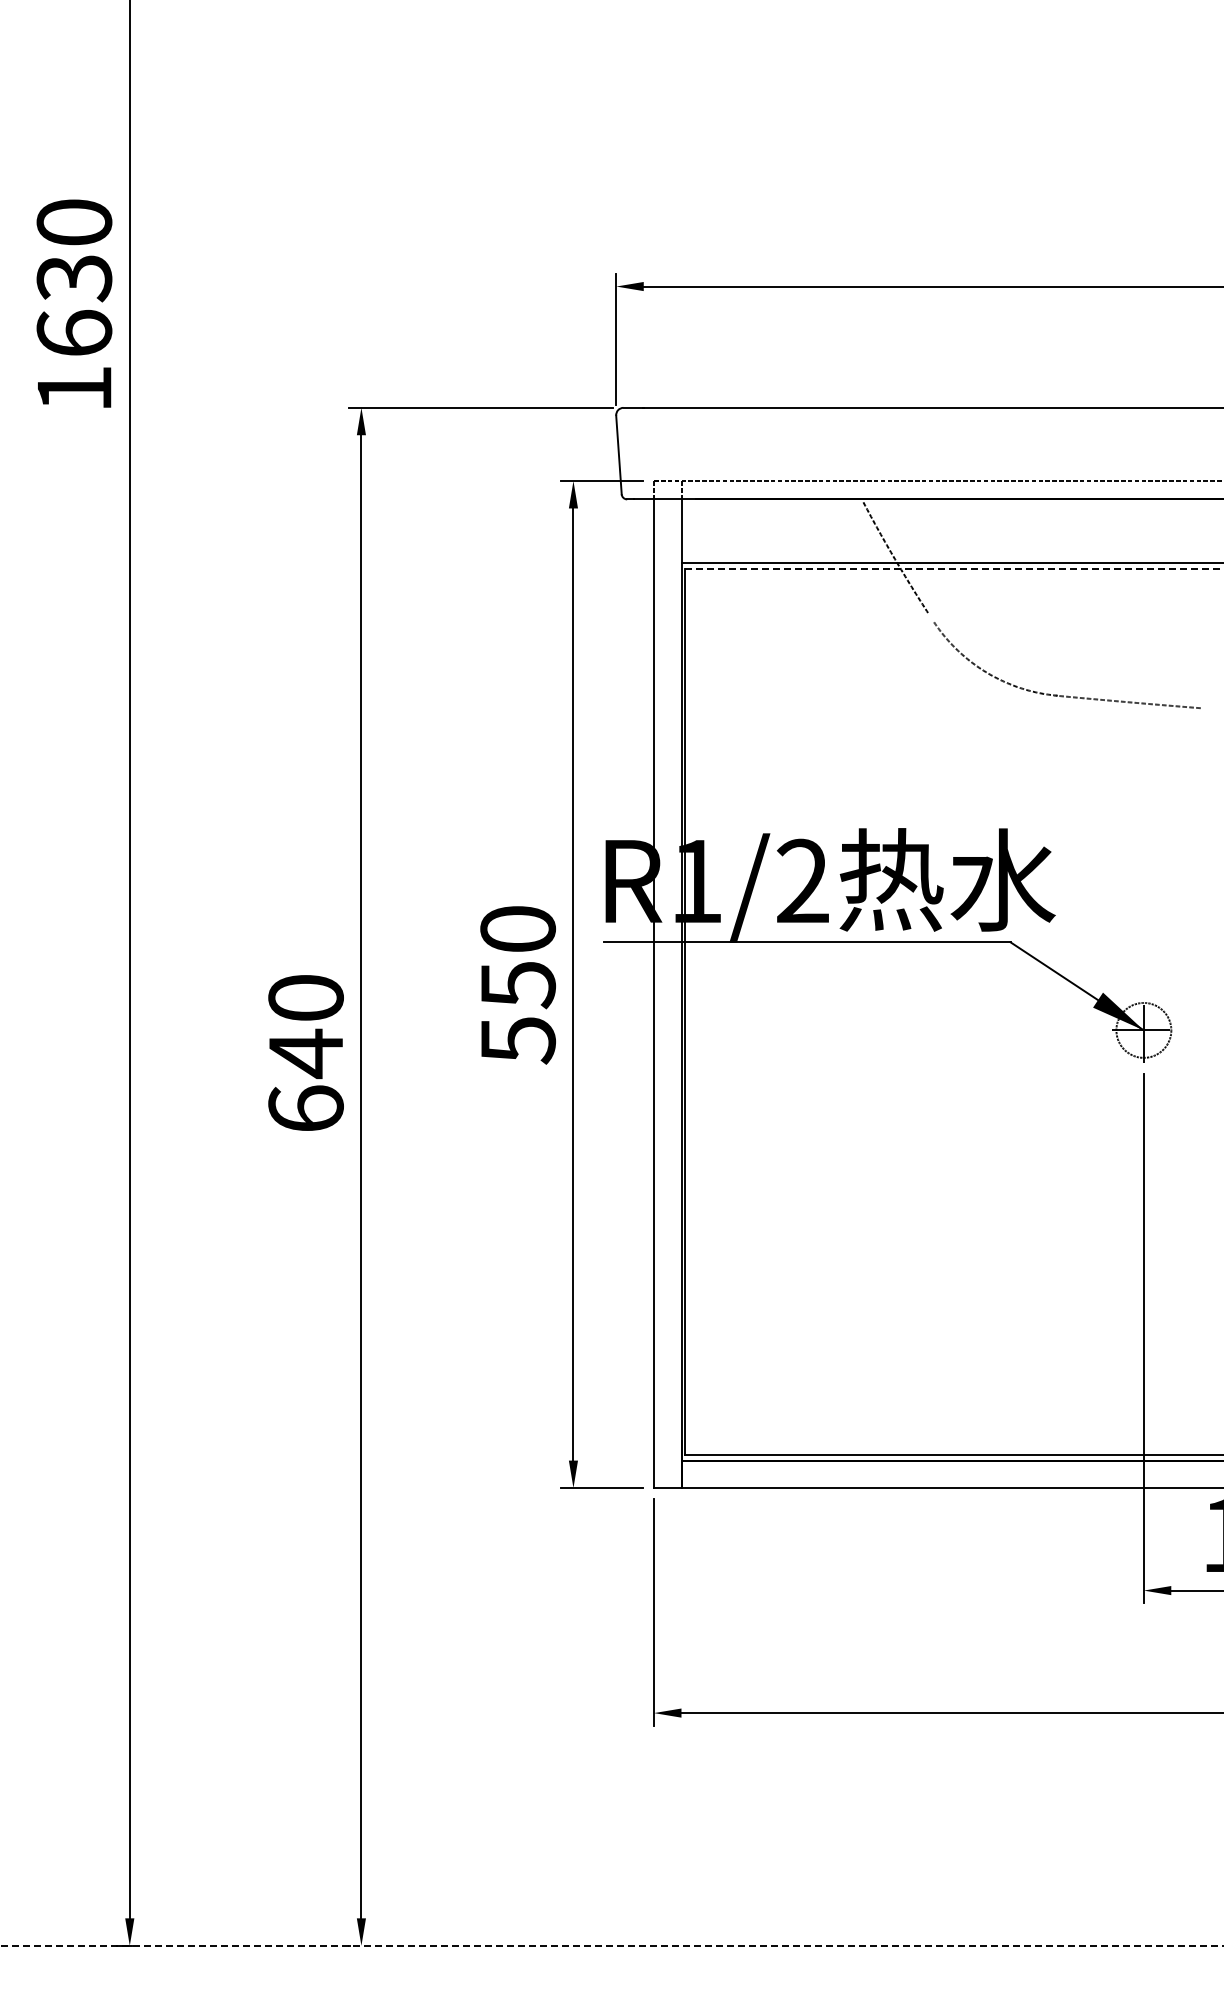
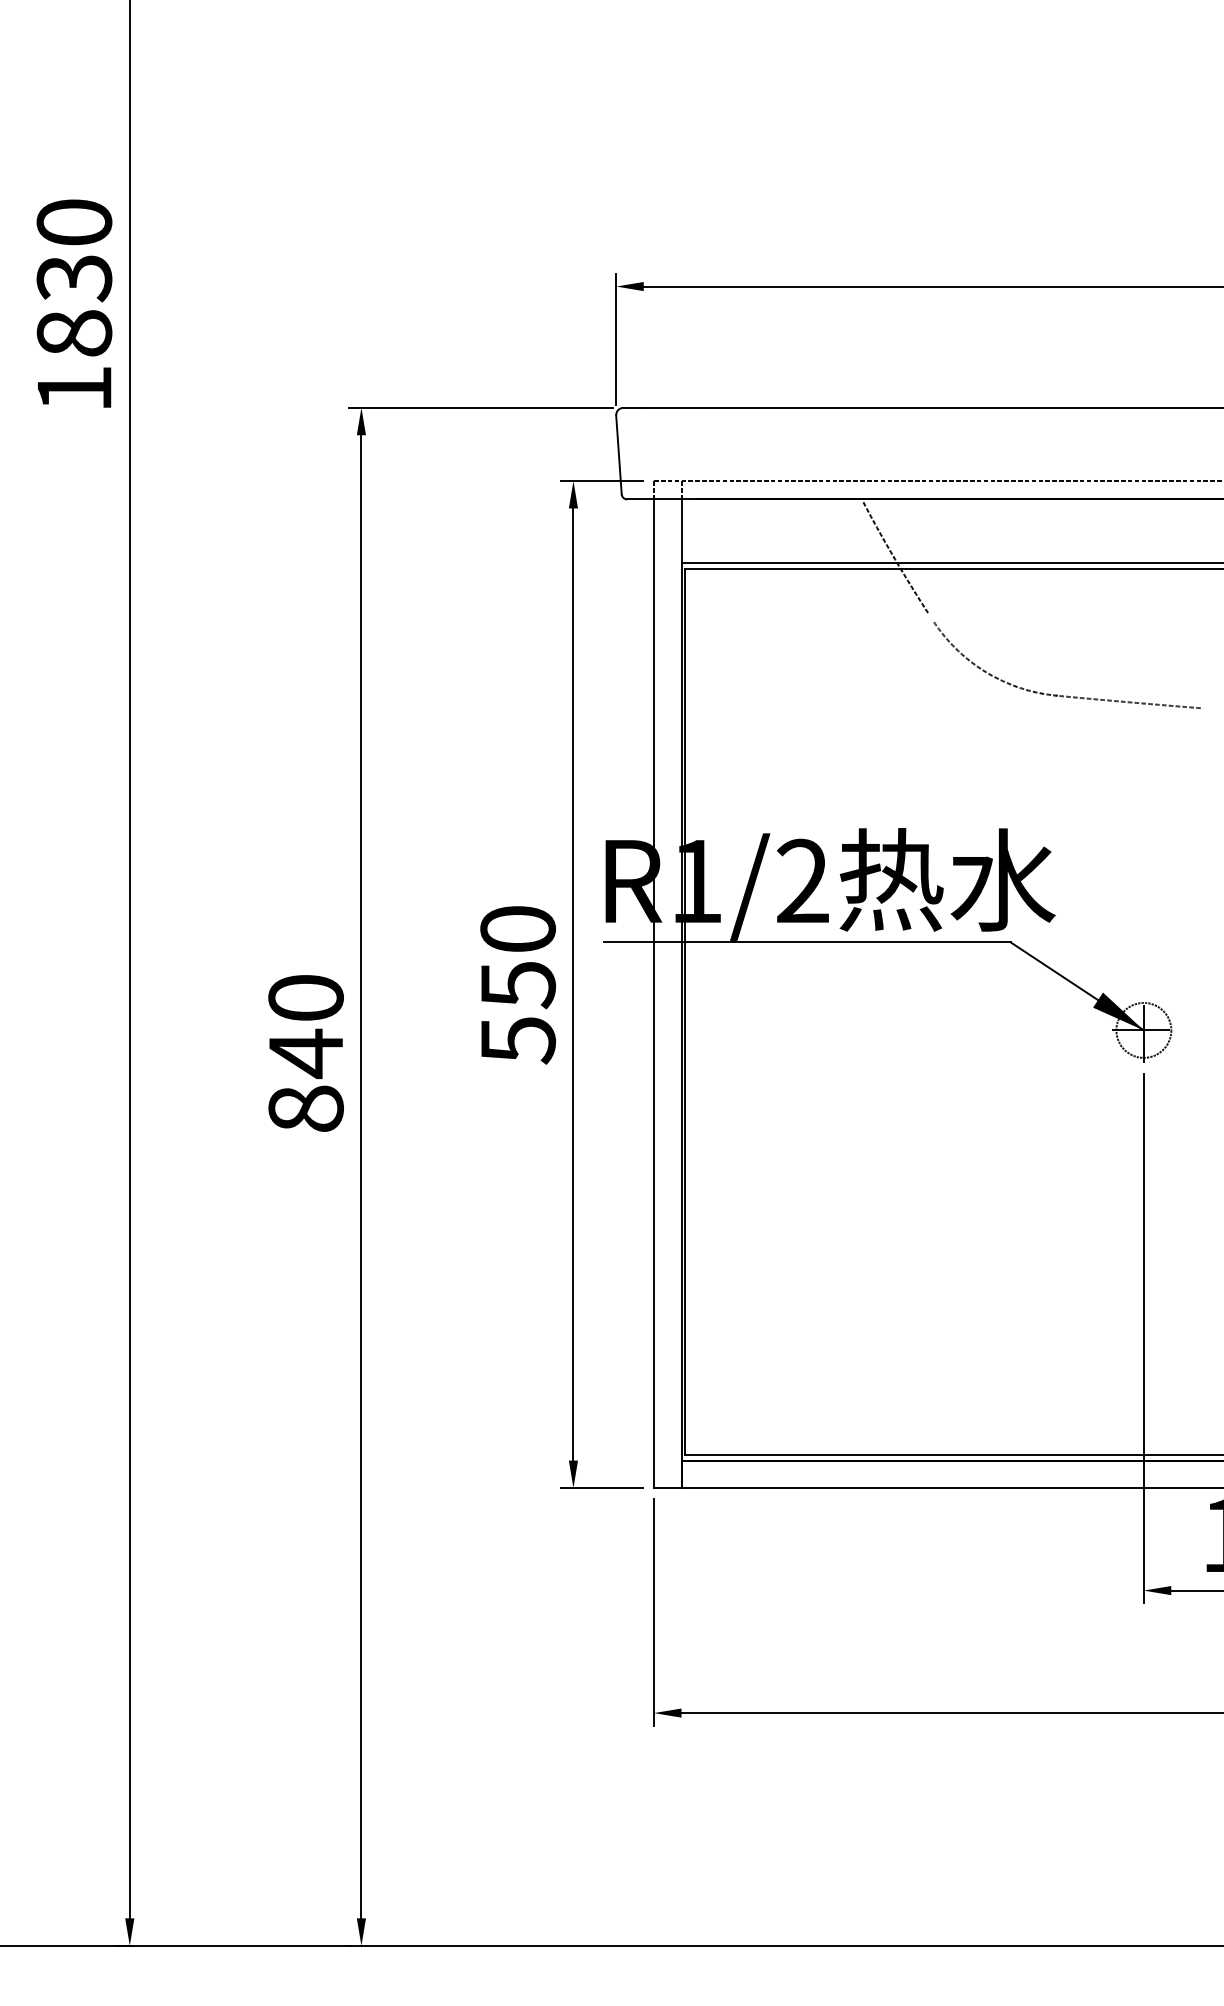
text: 1630 -> 1830 (74, 332)
line: dashed -> solid (954, 568)
text: 640 -> 840 (305, 1108)
line: dashed -> solid (611, 1945)
